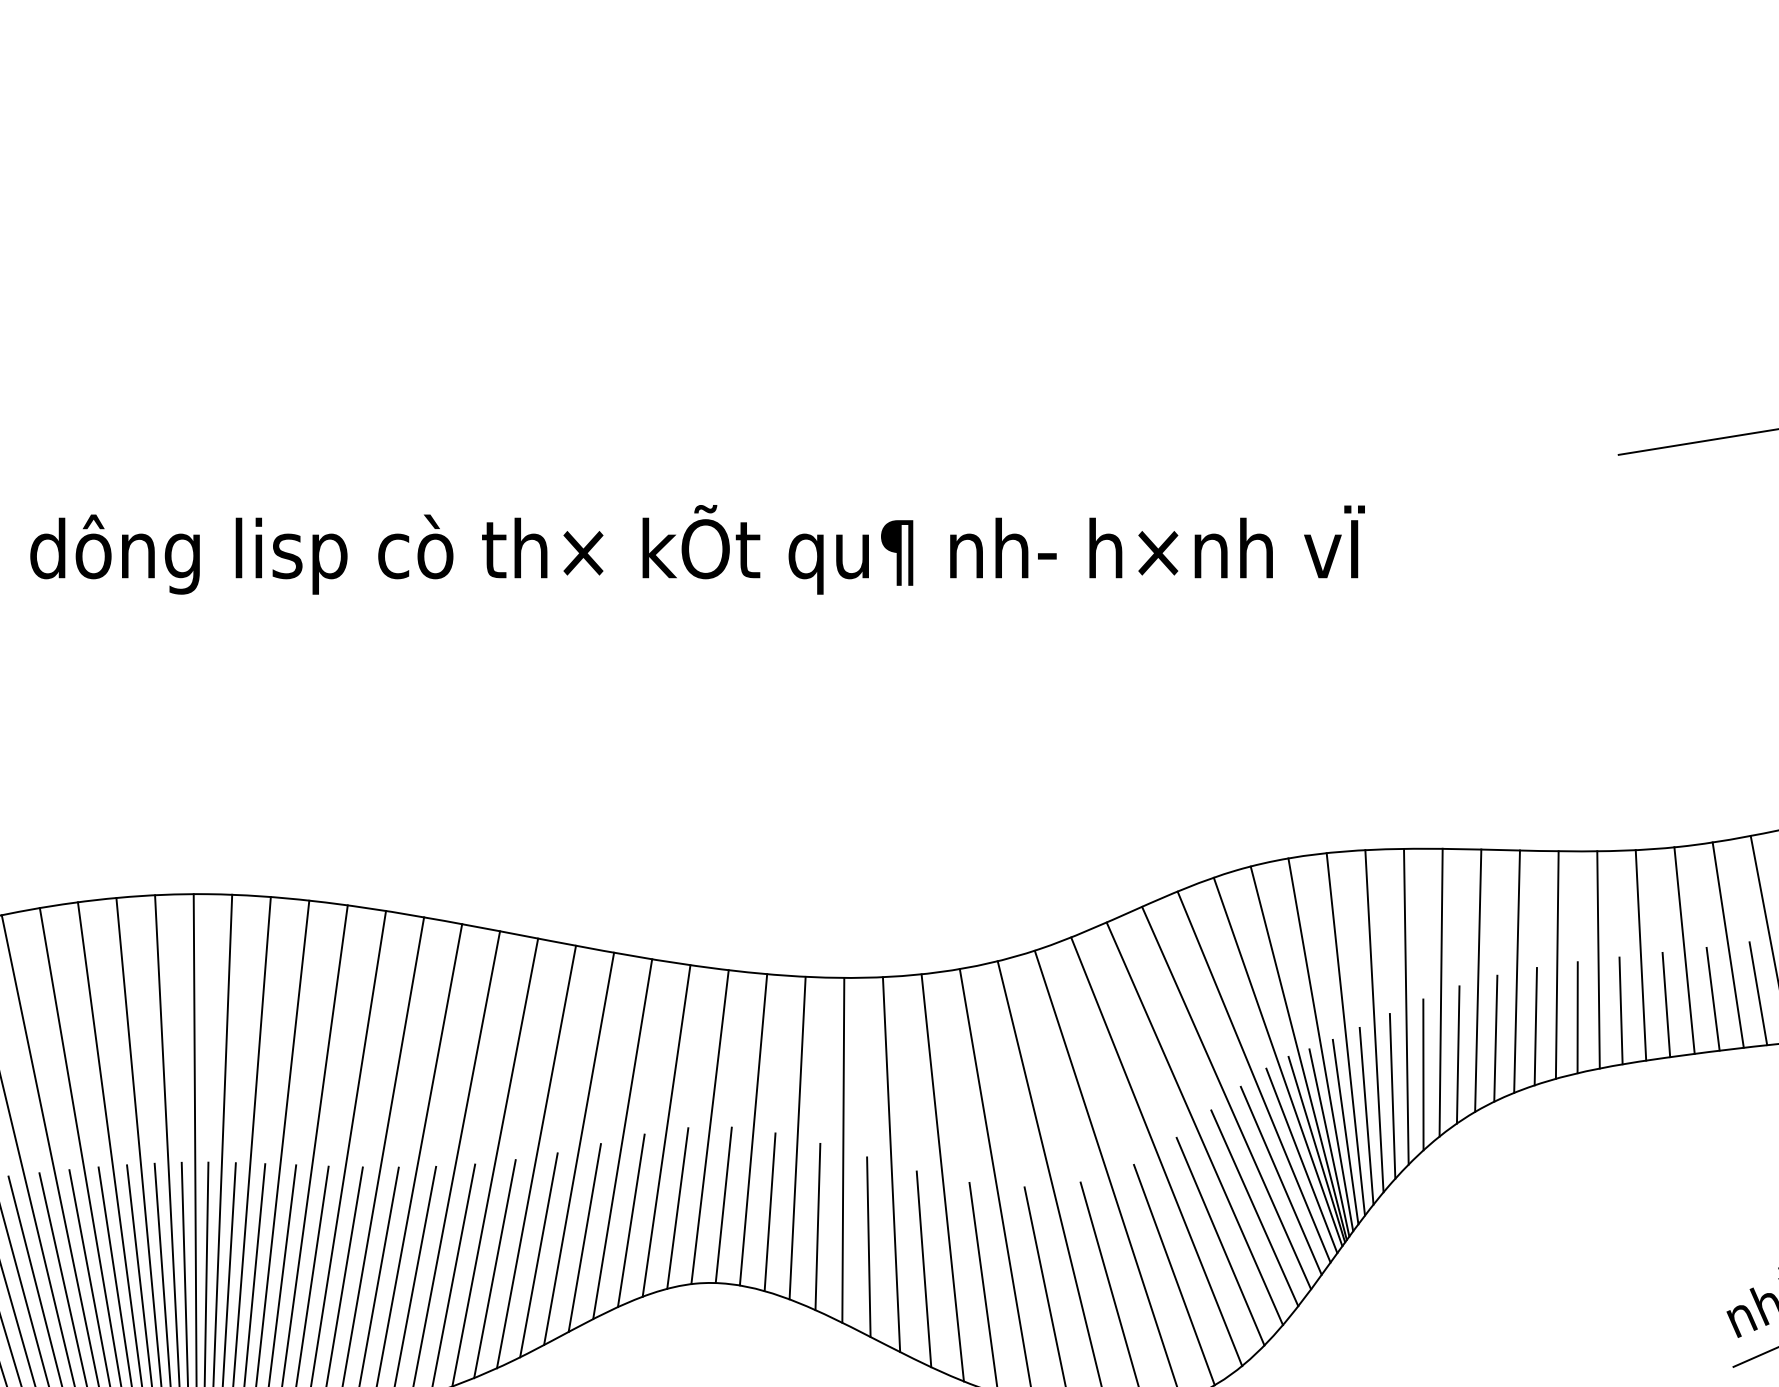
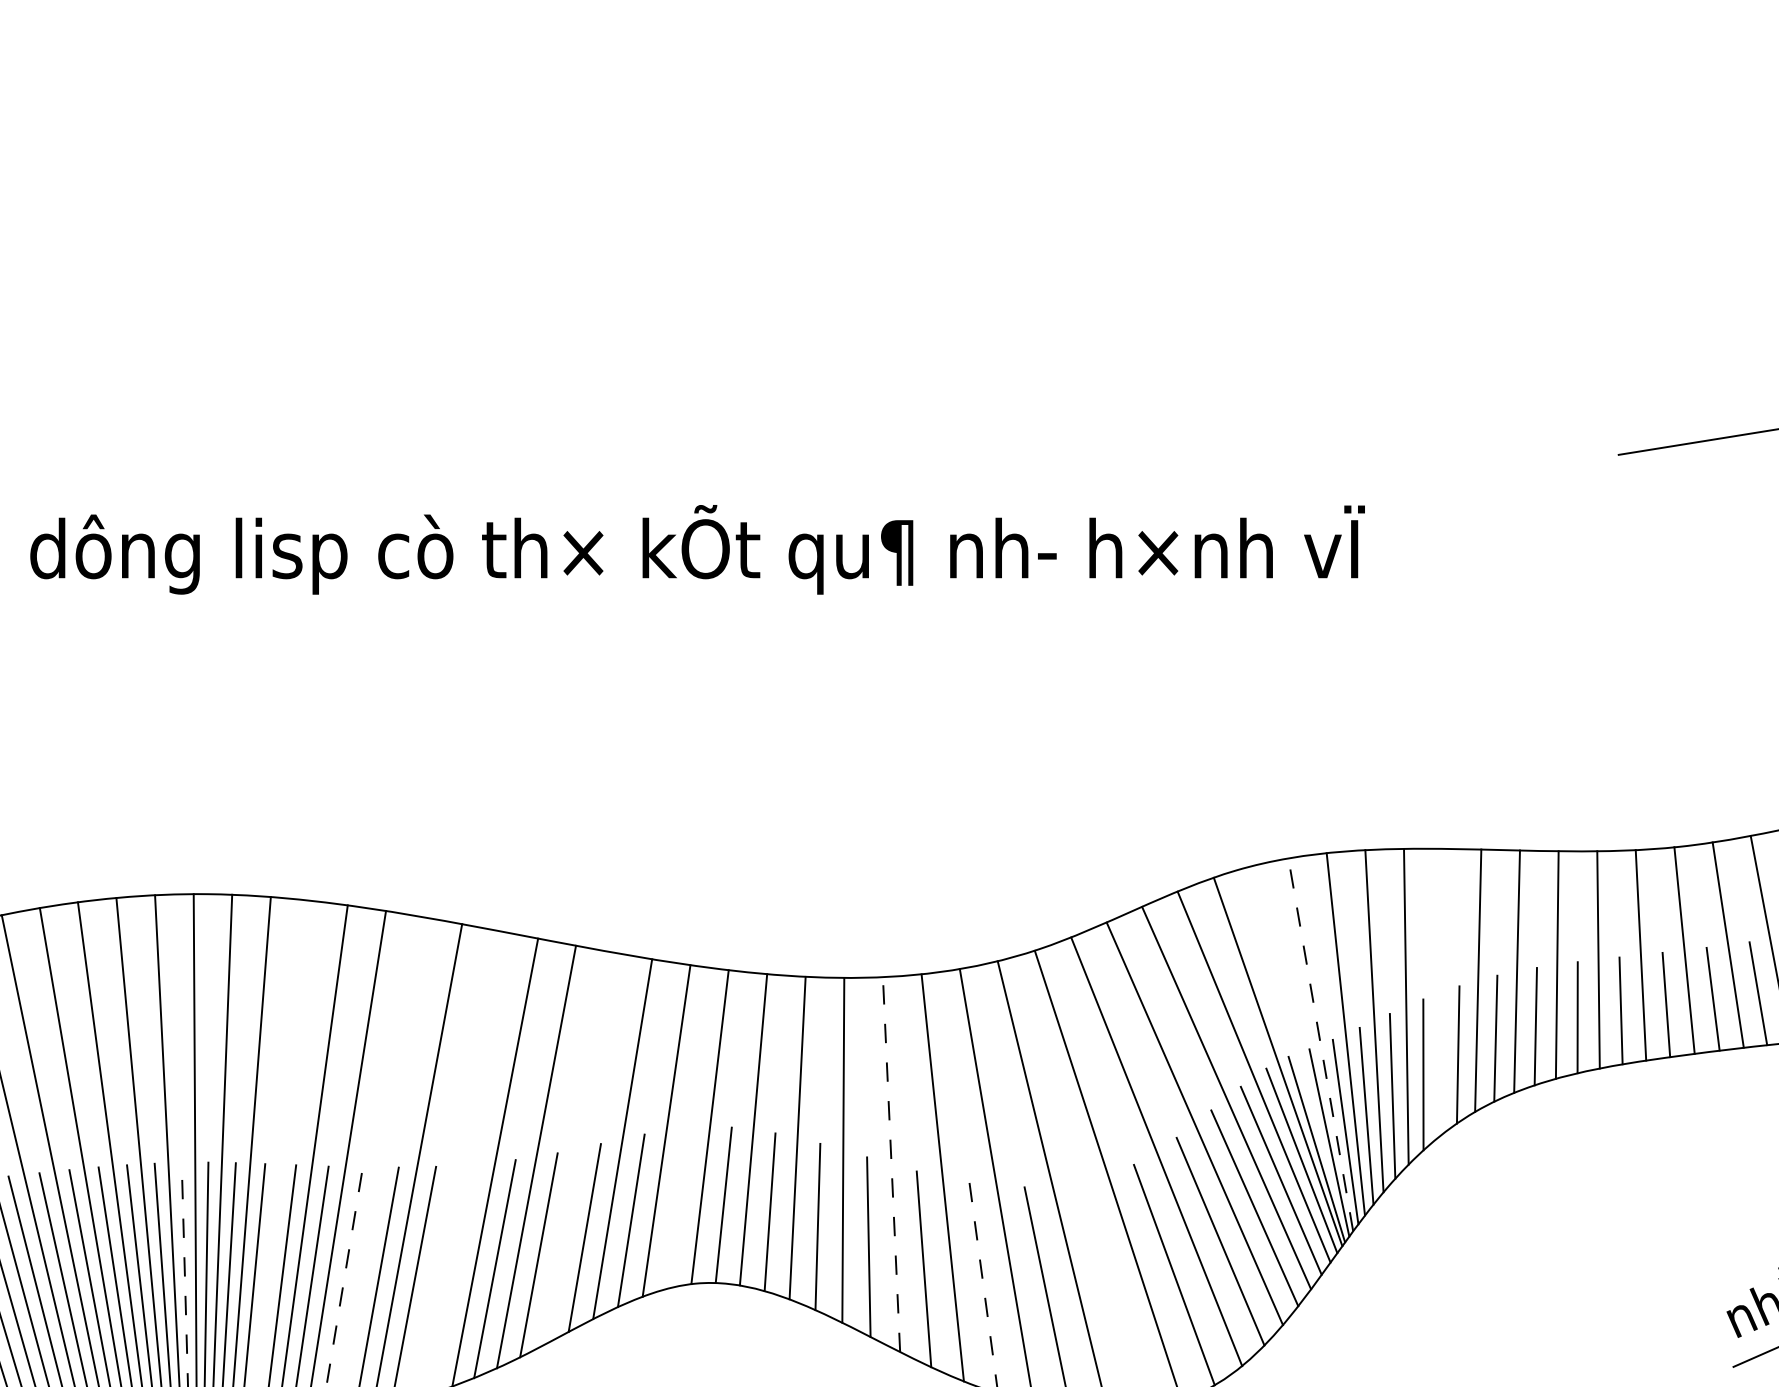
line: present -> none (1440, 992)
line: solid -> dashed (1320, 1044)
line: present -> none (1298, 1052)
line: present -> none (282, 1141)
line: present -> none (579, 1148)
line: present -> none (383, 1150)
line: present -> none (456, 1157)
line: solid -> dashed (891, 1164)
line: present -> none (677, 1208)
line: present -> none (454, 1273)
line: solid -> dashed (184, 1274)
line: solid -> dashed (344, 1276)
line: present -> none (1108, 1282)
line: solid -> dashed (983, 1284)
